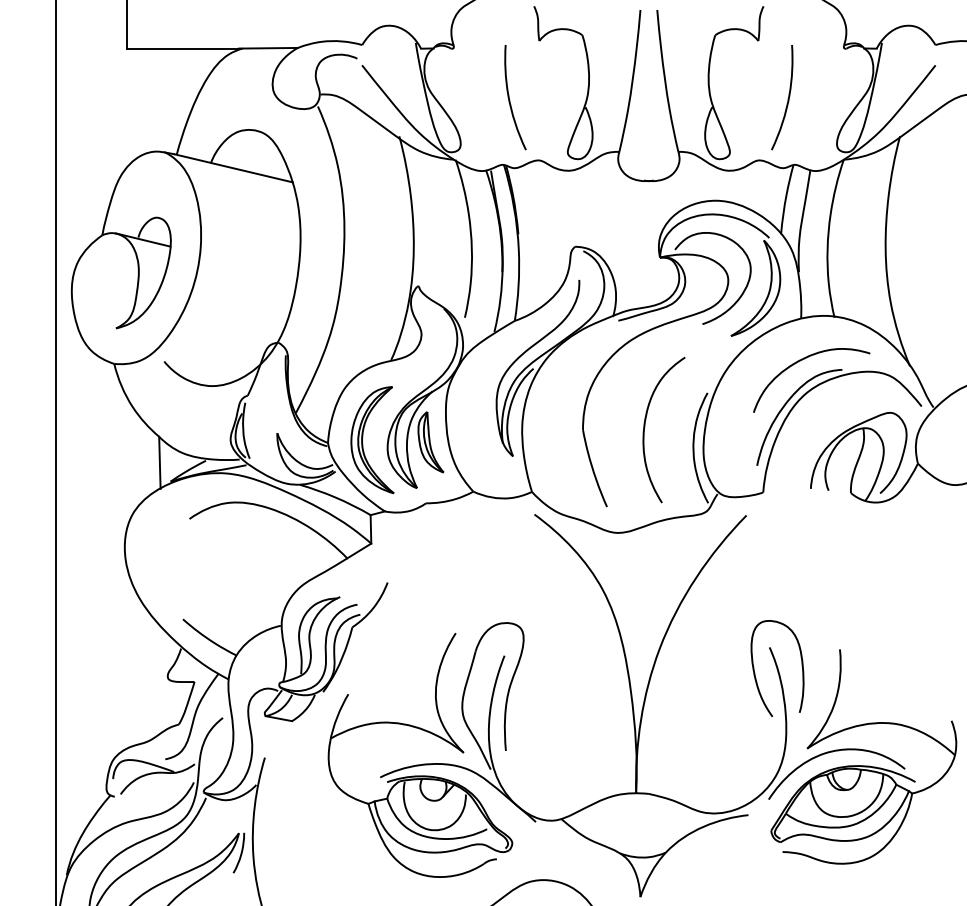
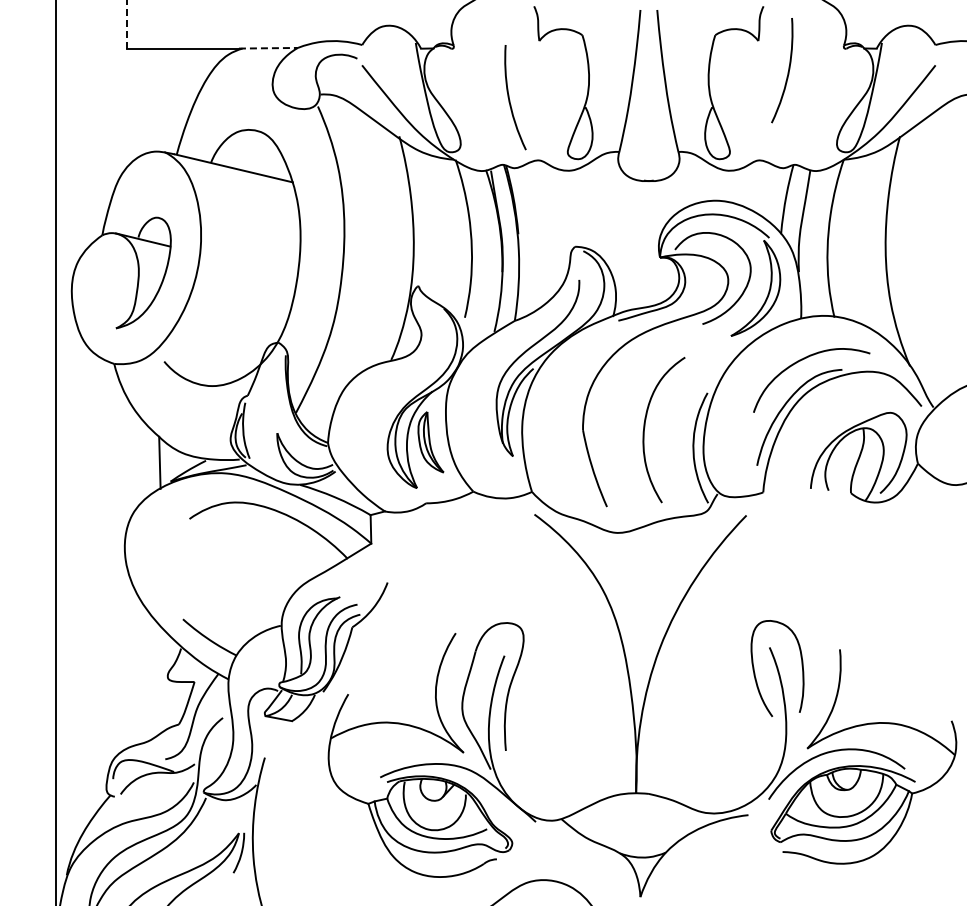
line: solid -> dashed (127, 24)
line: solid -> dashed (268, 48)
curve position: (787, 98) -> (787, 71) (787, 71)
part: present -> none (363, 437)
